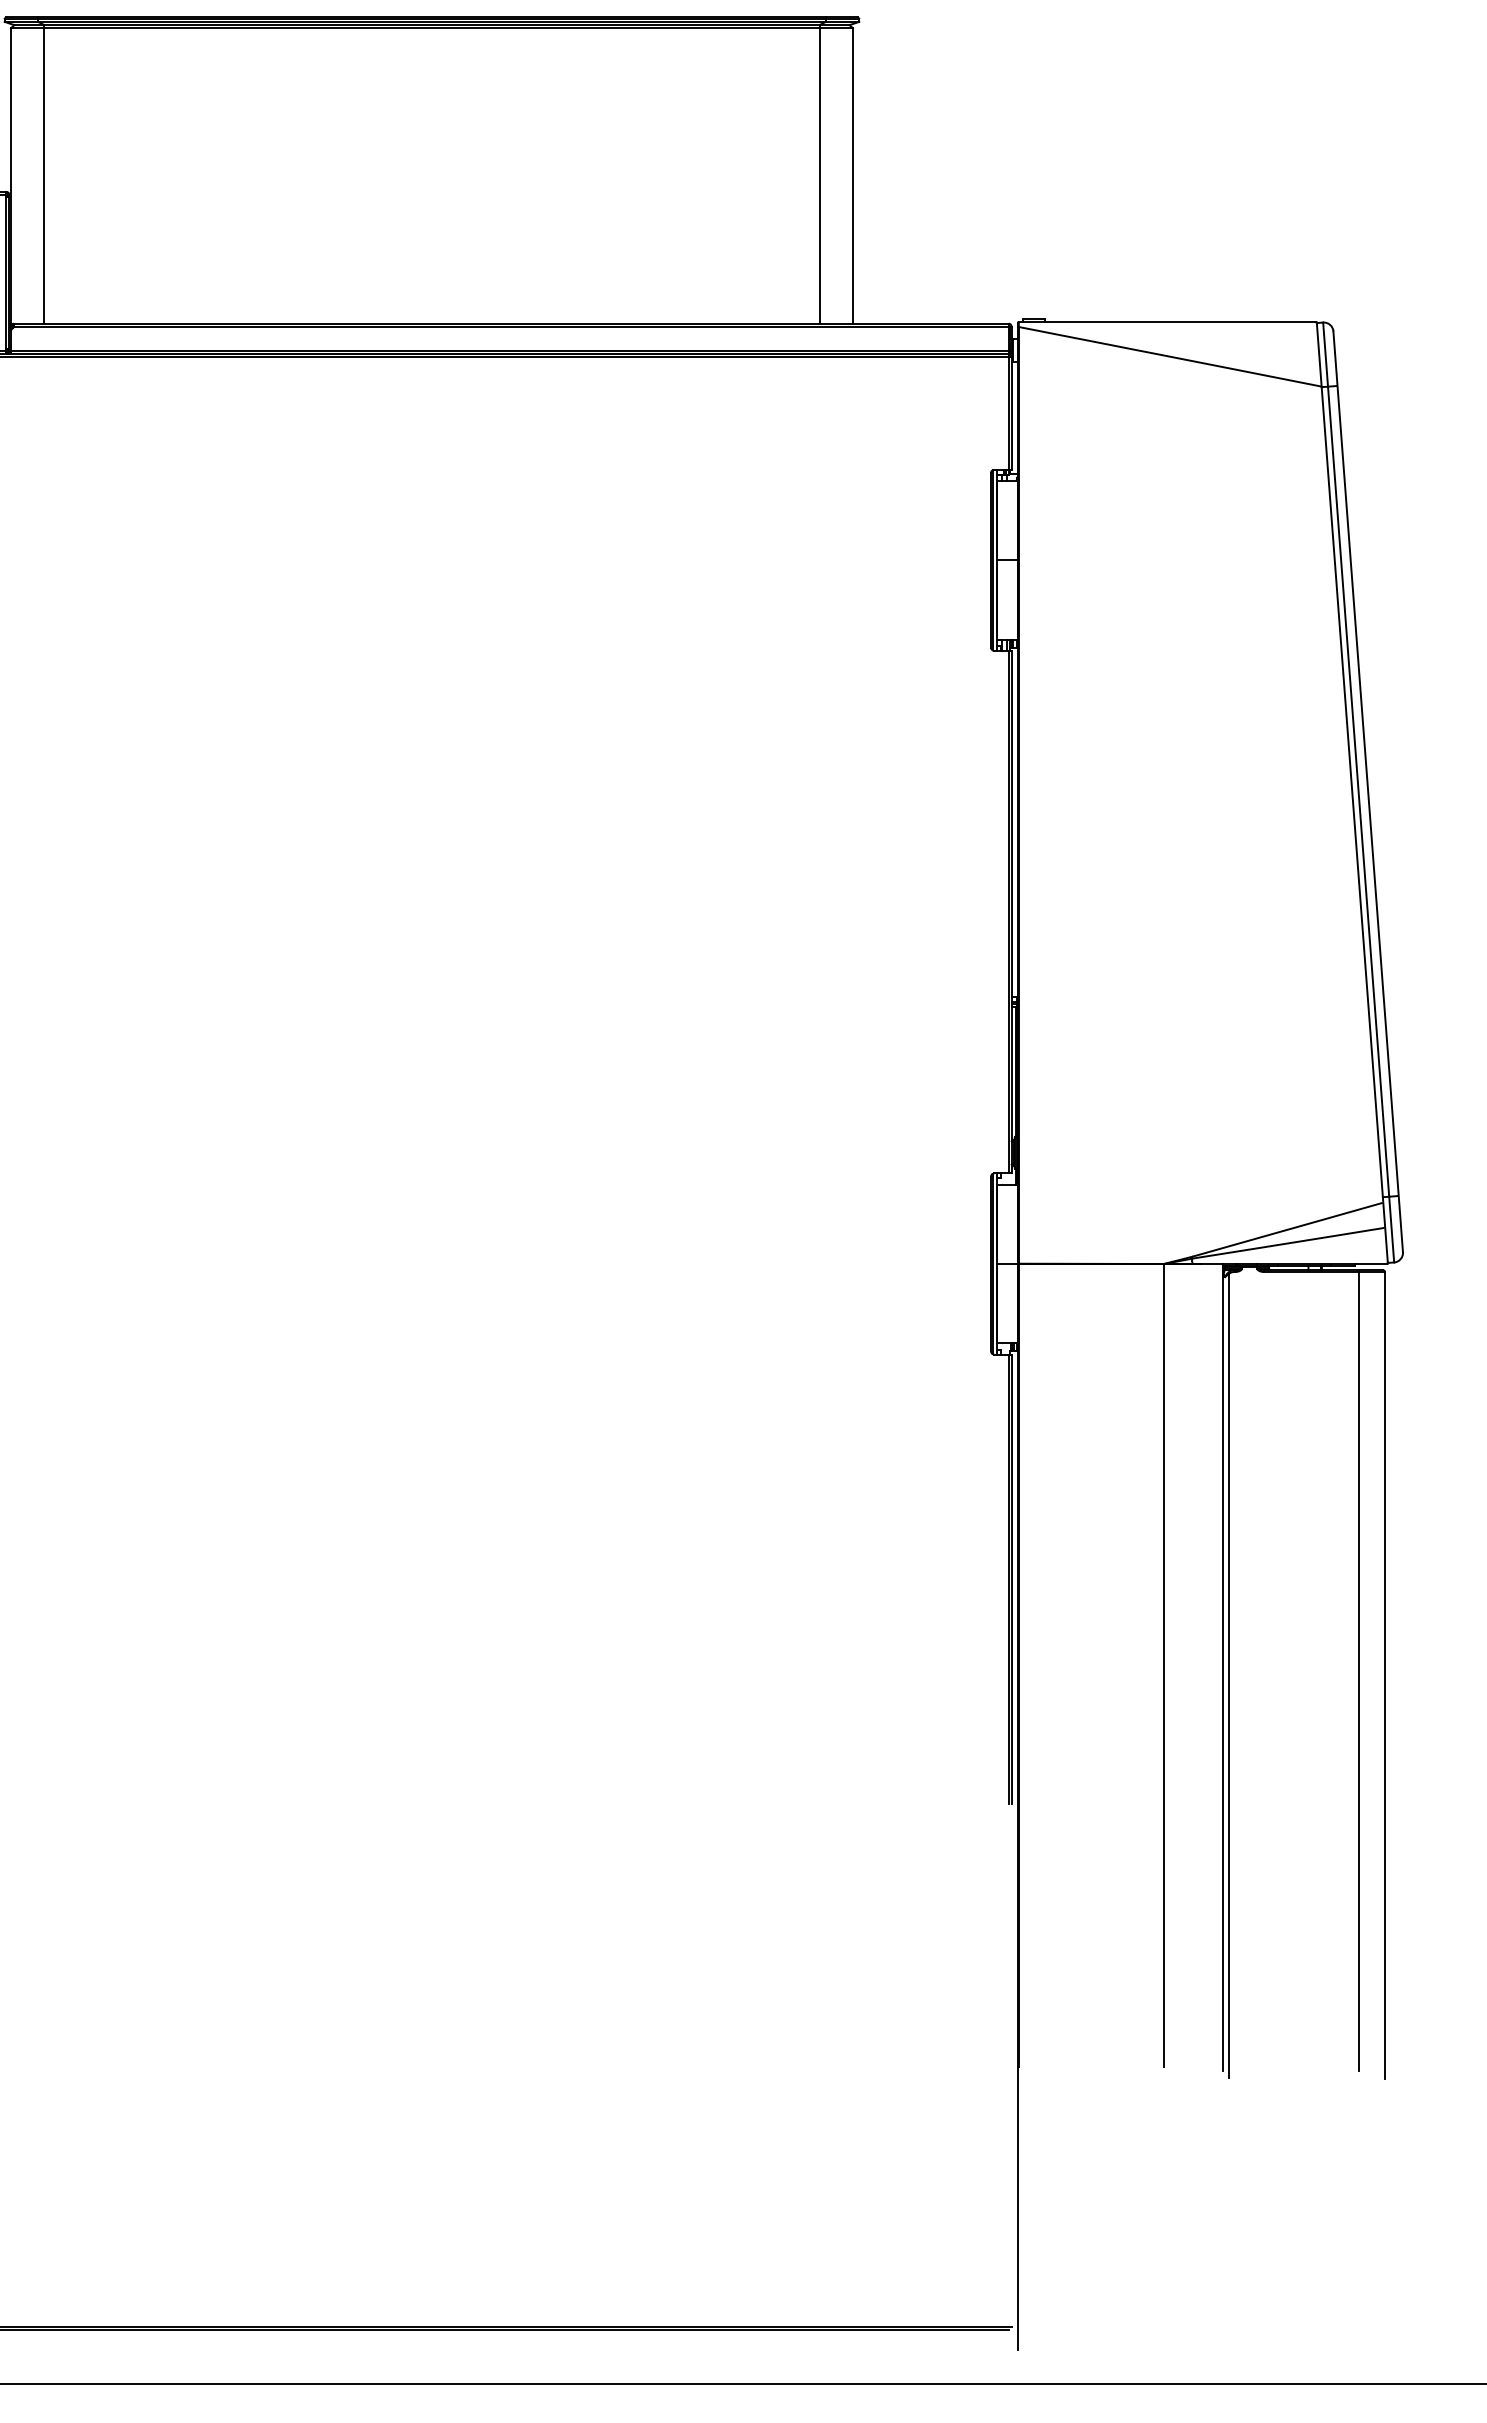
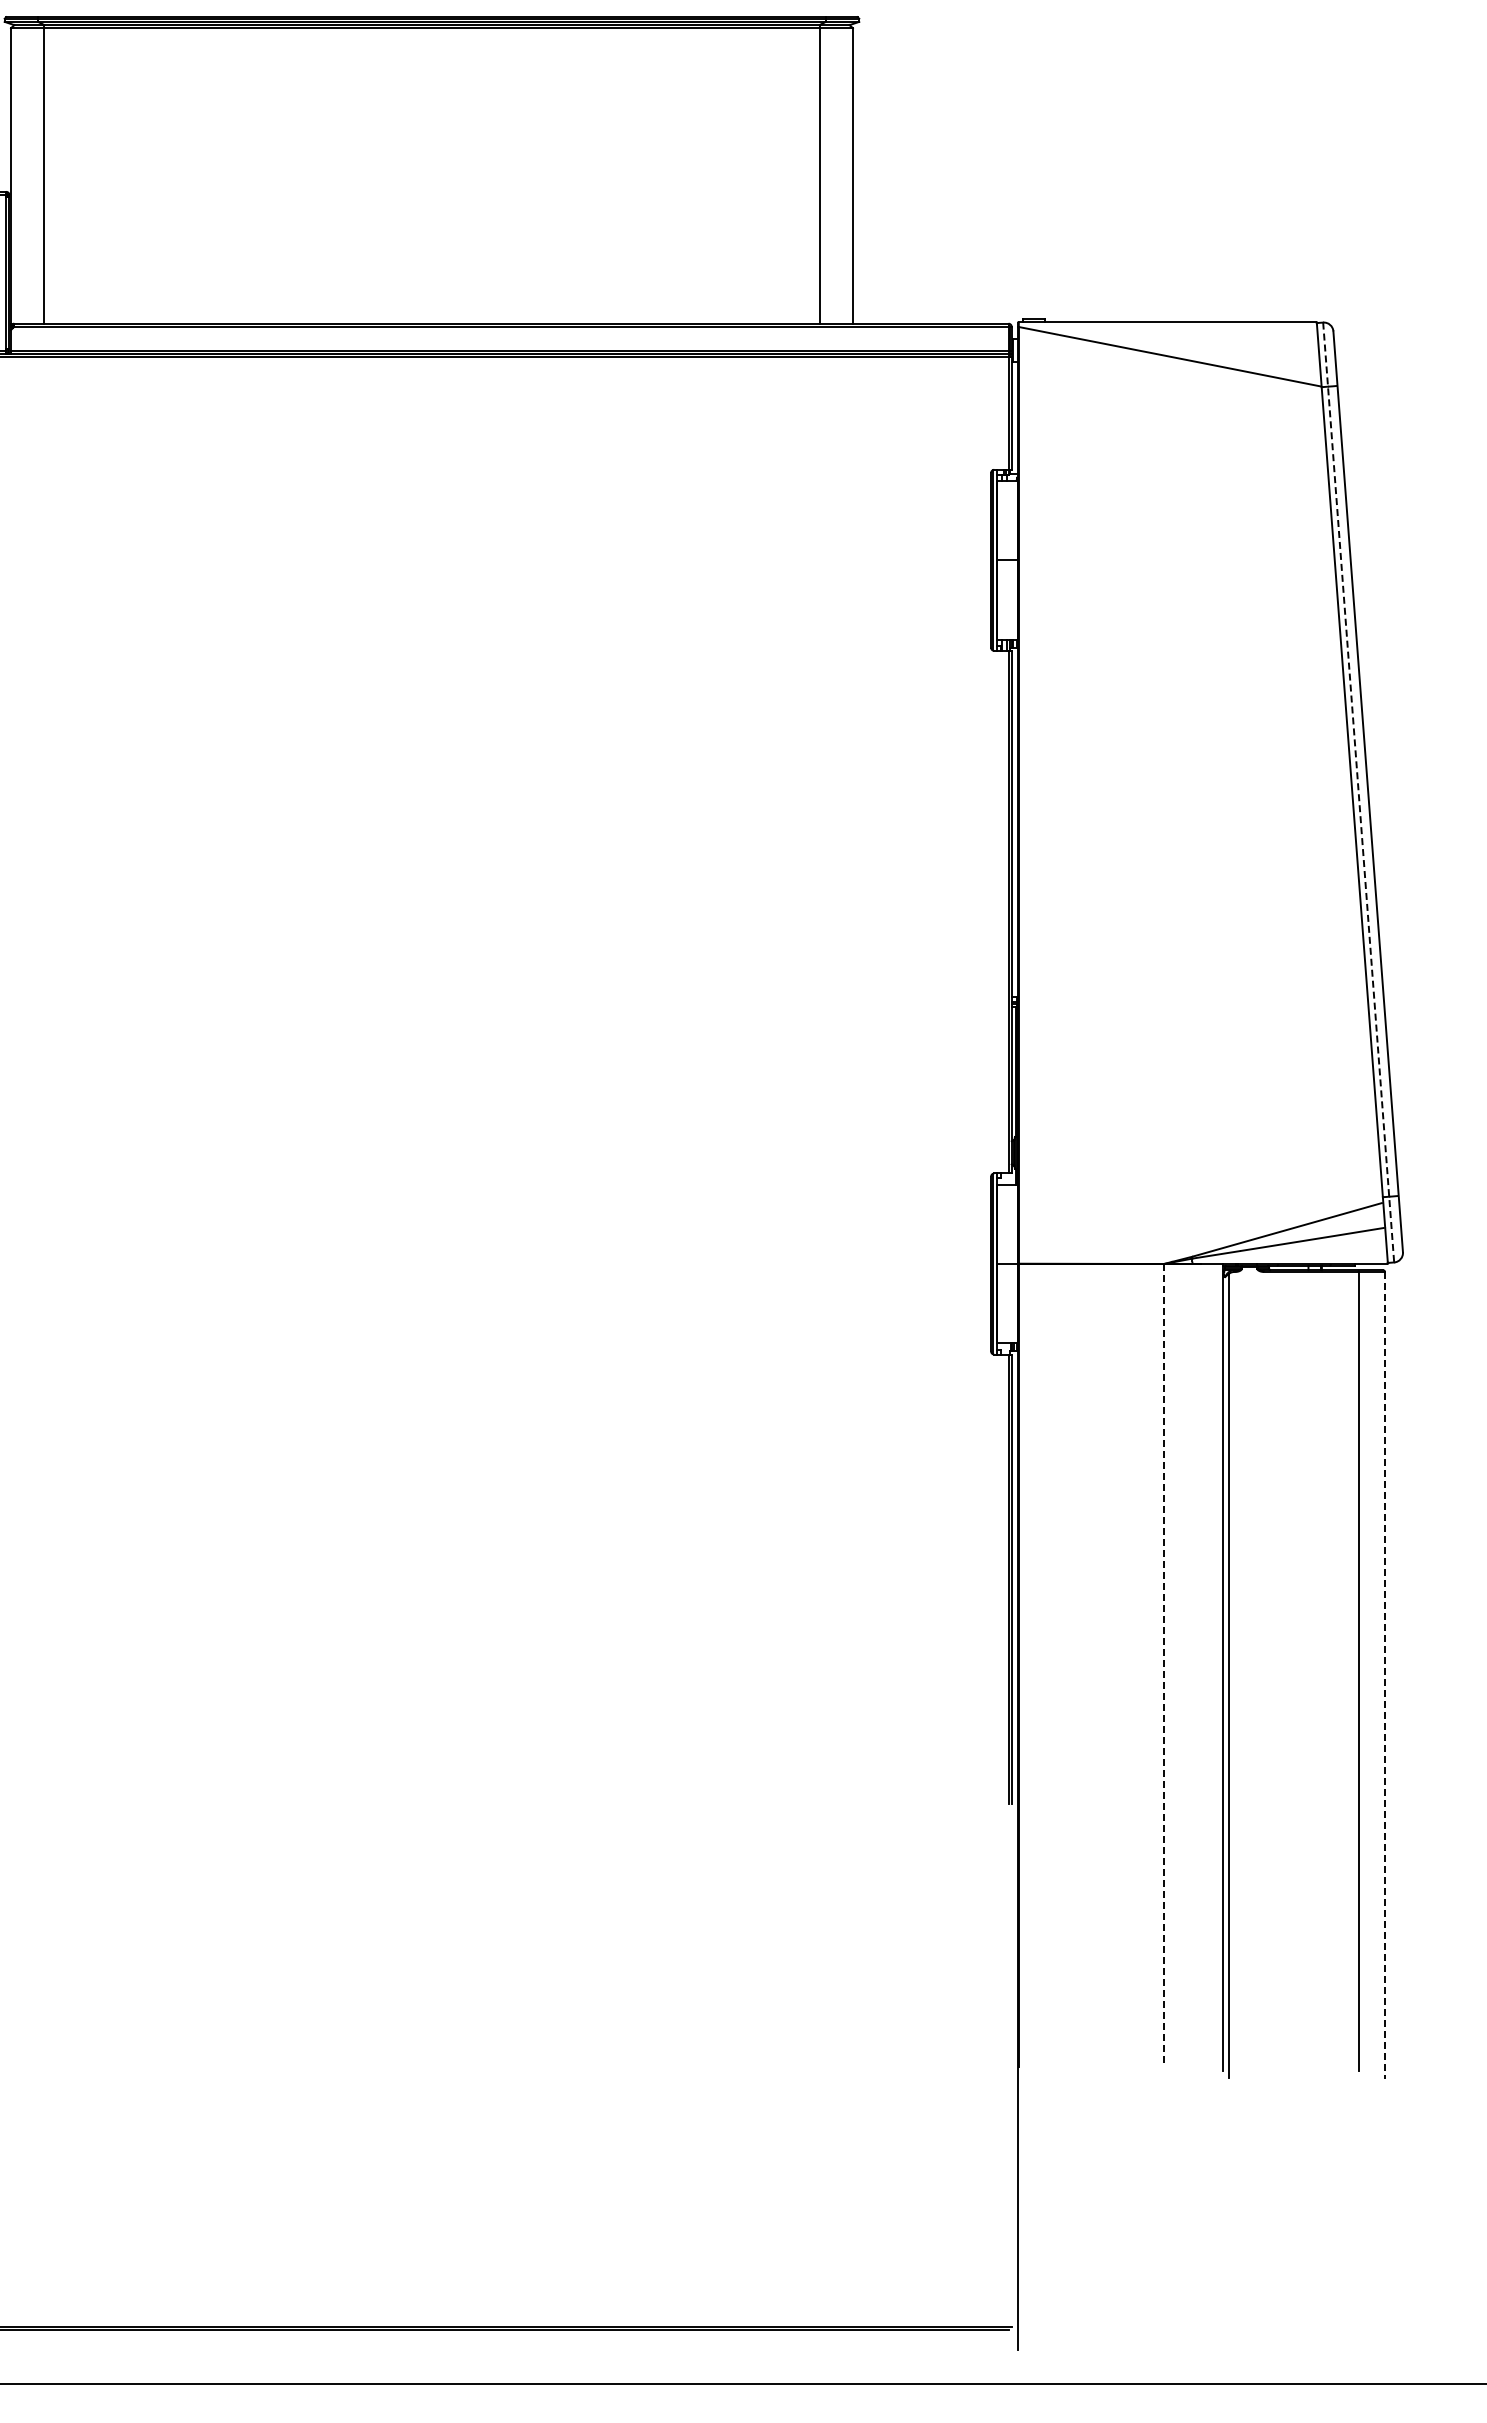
line: solid -> dashed (1358, 793)
line: solid -> dashed (1164, 1665)
line: solid -> dashed (1385, 1675)
